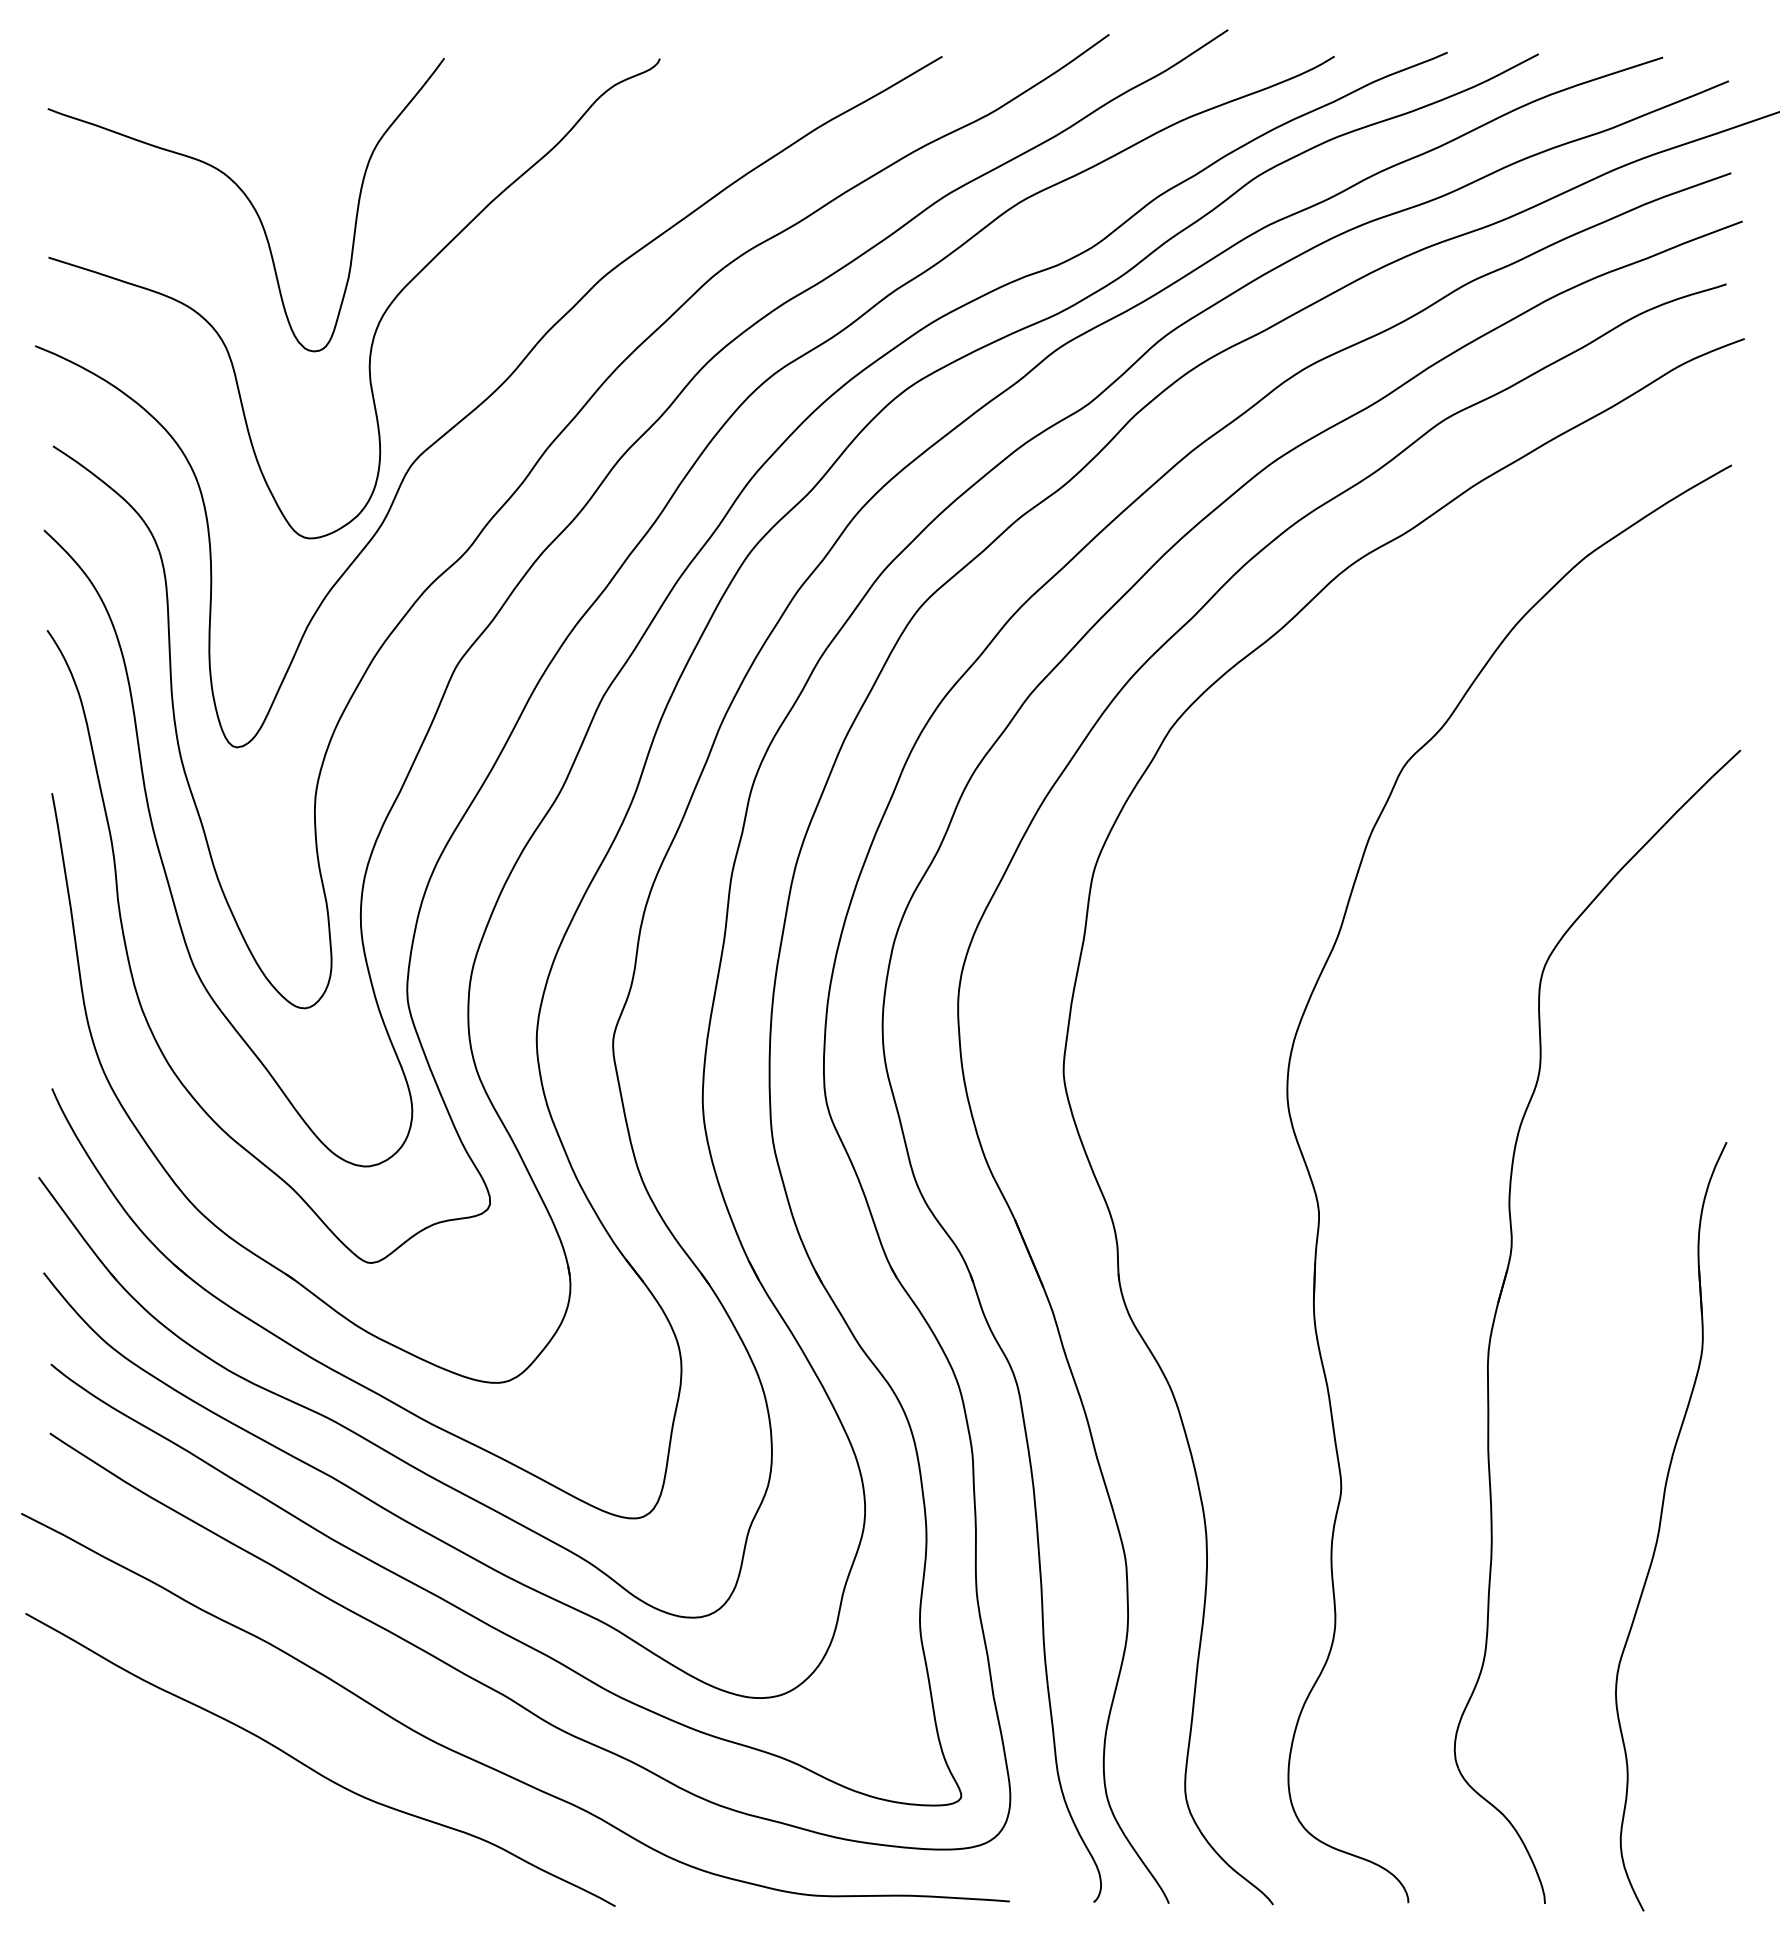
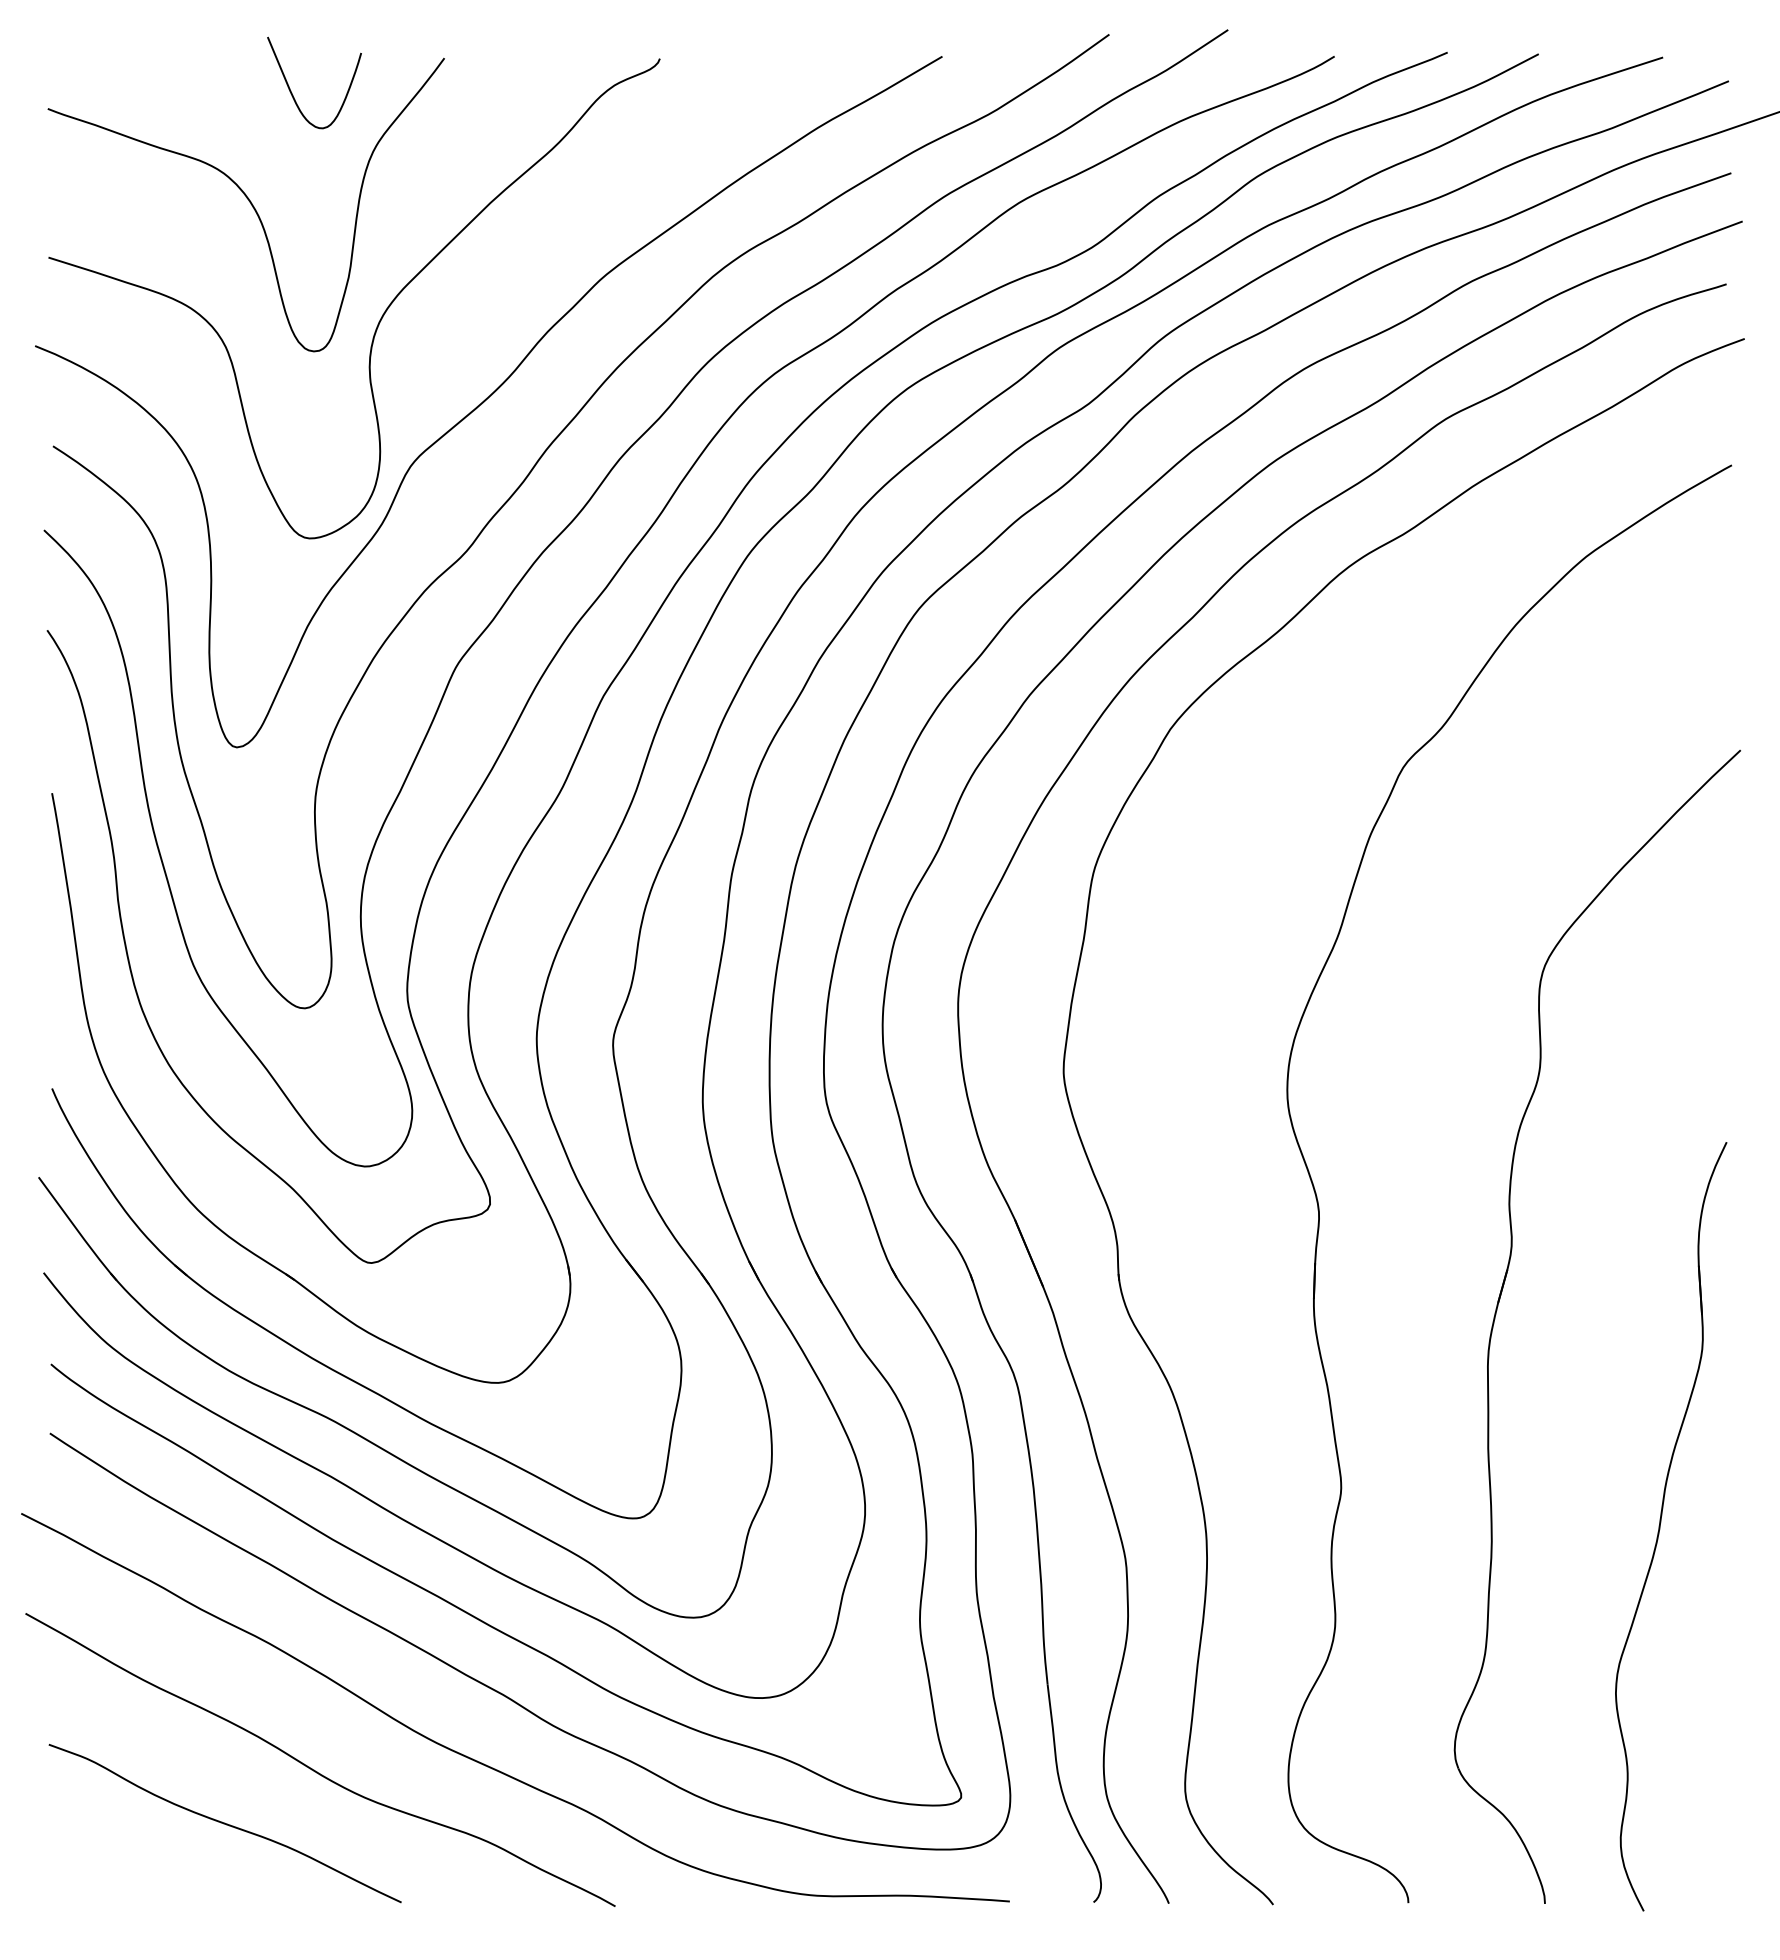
curve: none -> present (291, 90)
curve: none -> present (224, 1823)
